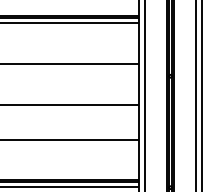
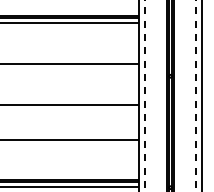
line: solid -> dashed (145, 96)
line: solid -> dashed (196, 96)
